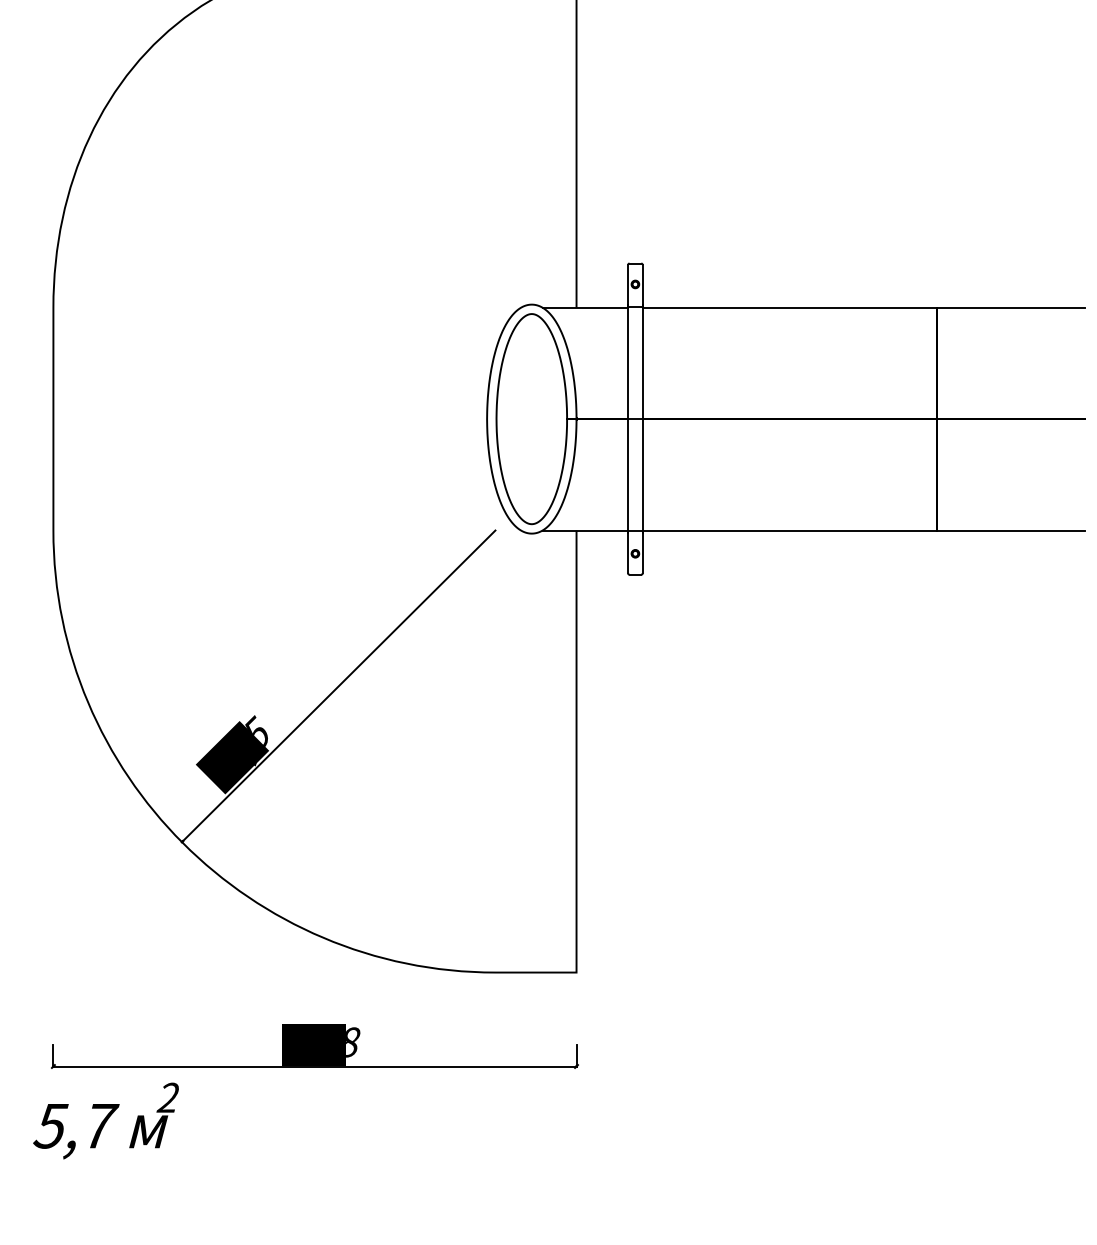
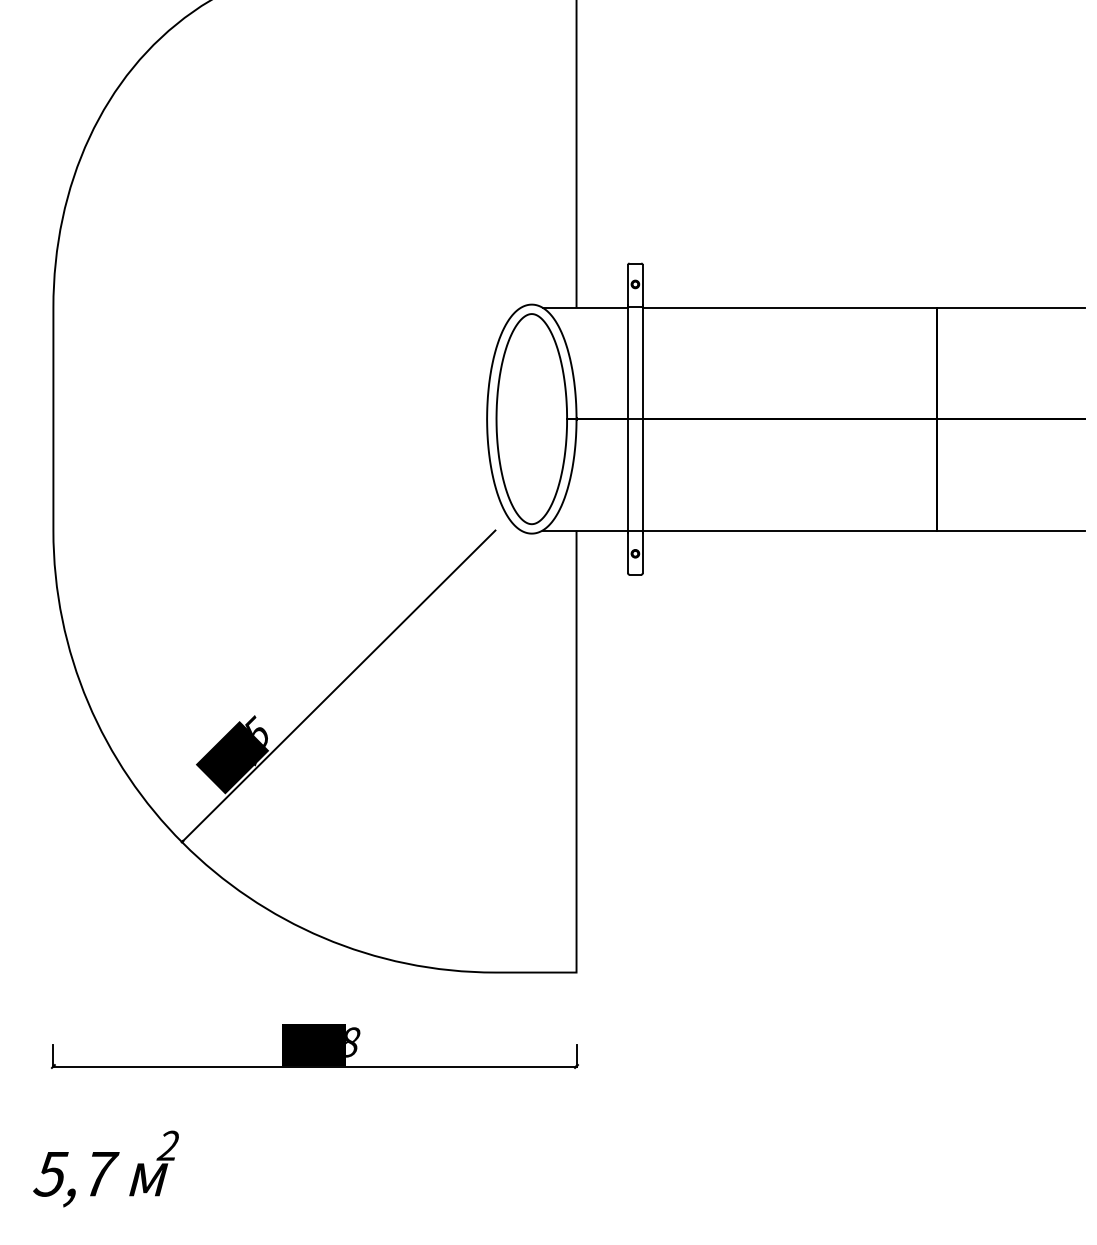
text position: (105, 1120) -> (105, 1168) (105, 1168)
